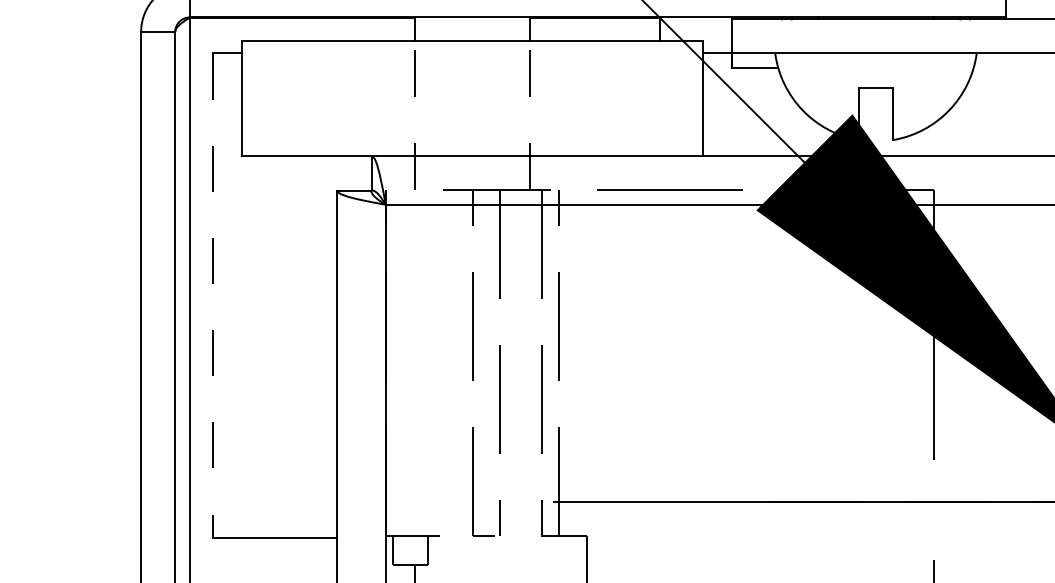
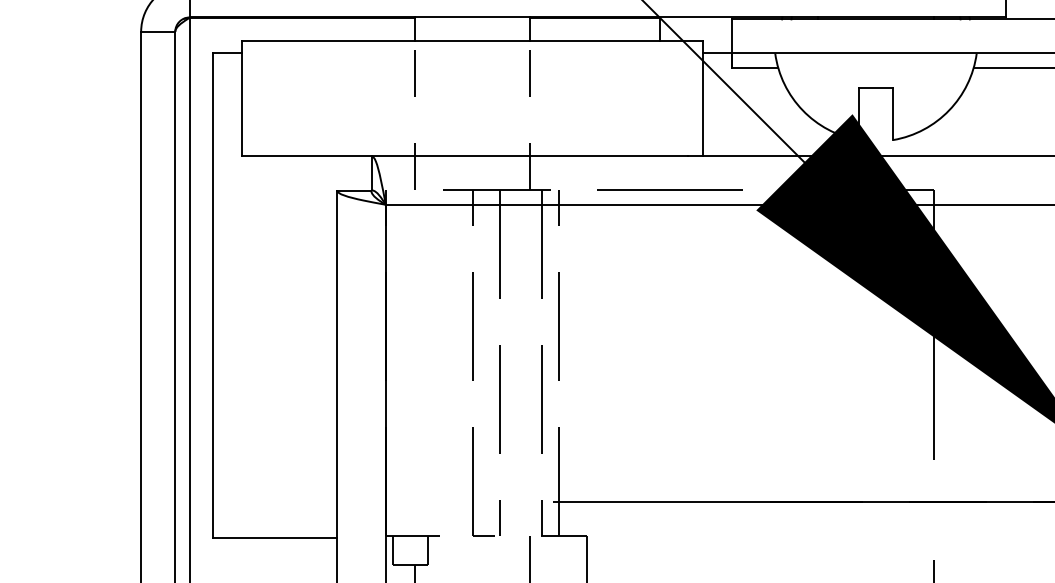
line: none -> present (1012, 67)
line: dashed -> solid (213, 296)
line: none -> present (530, 557)
